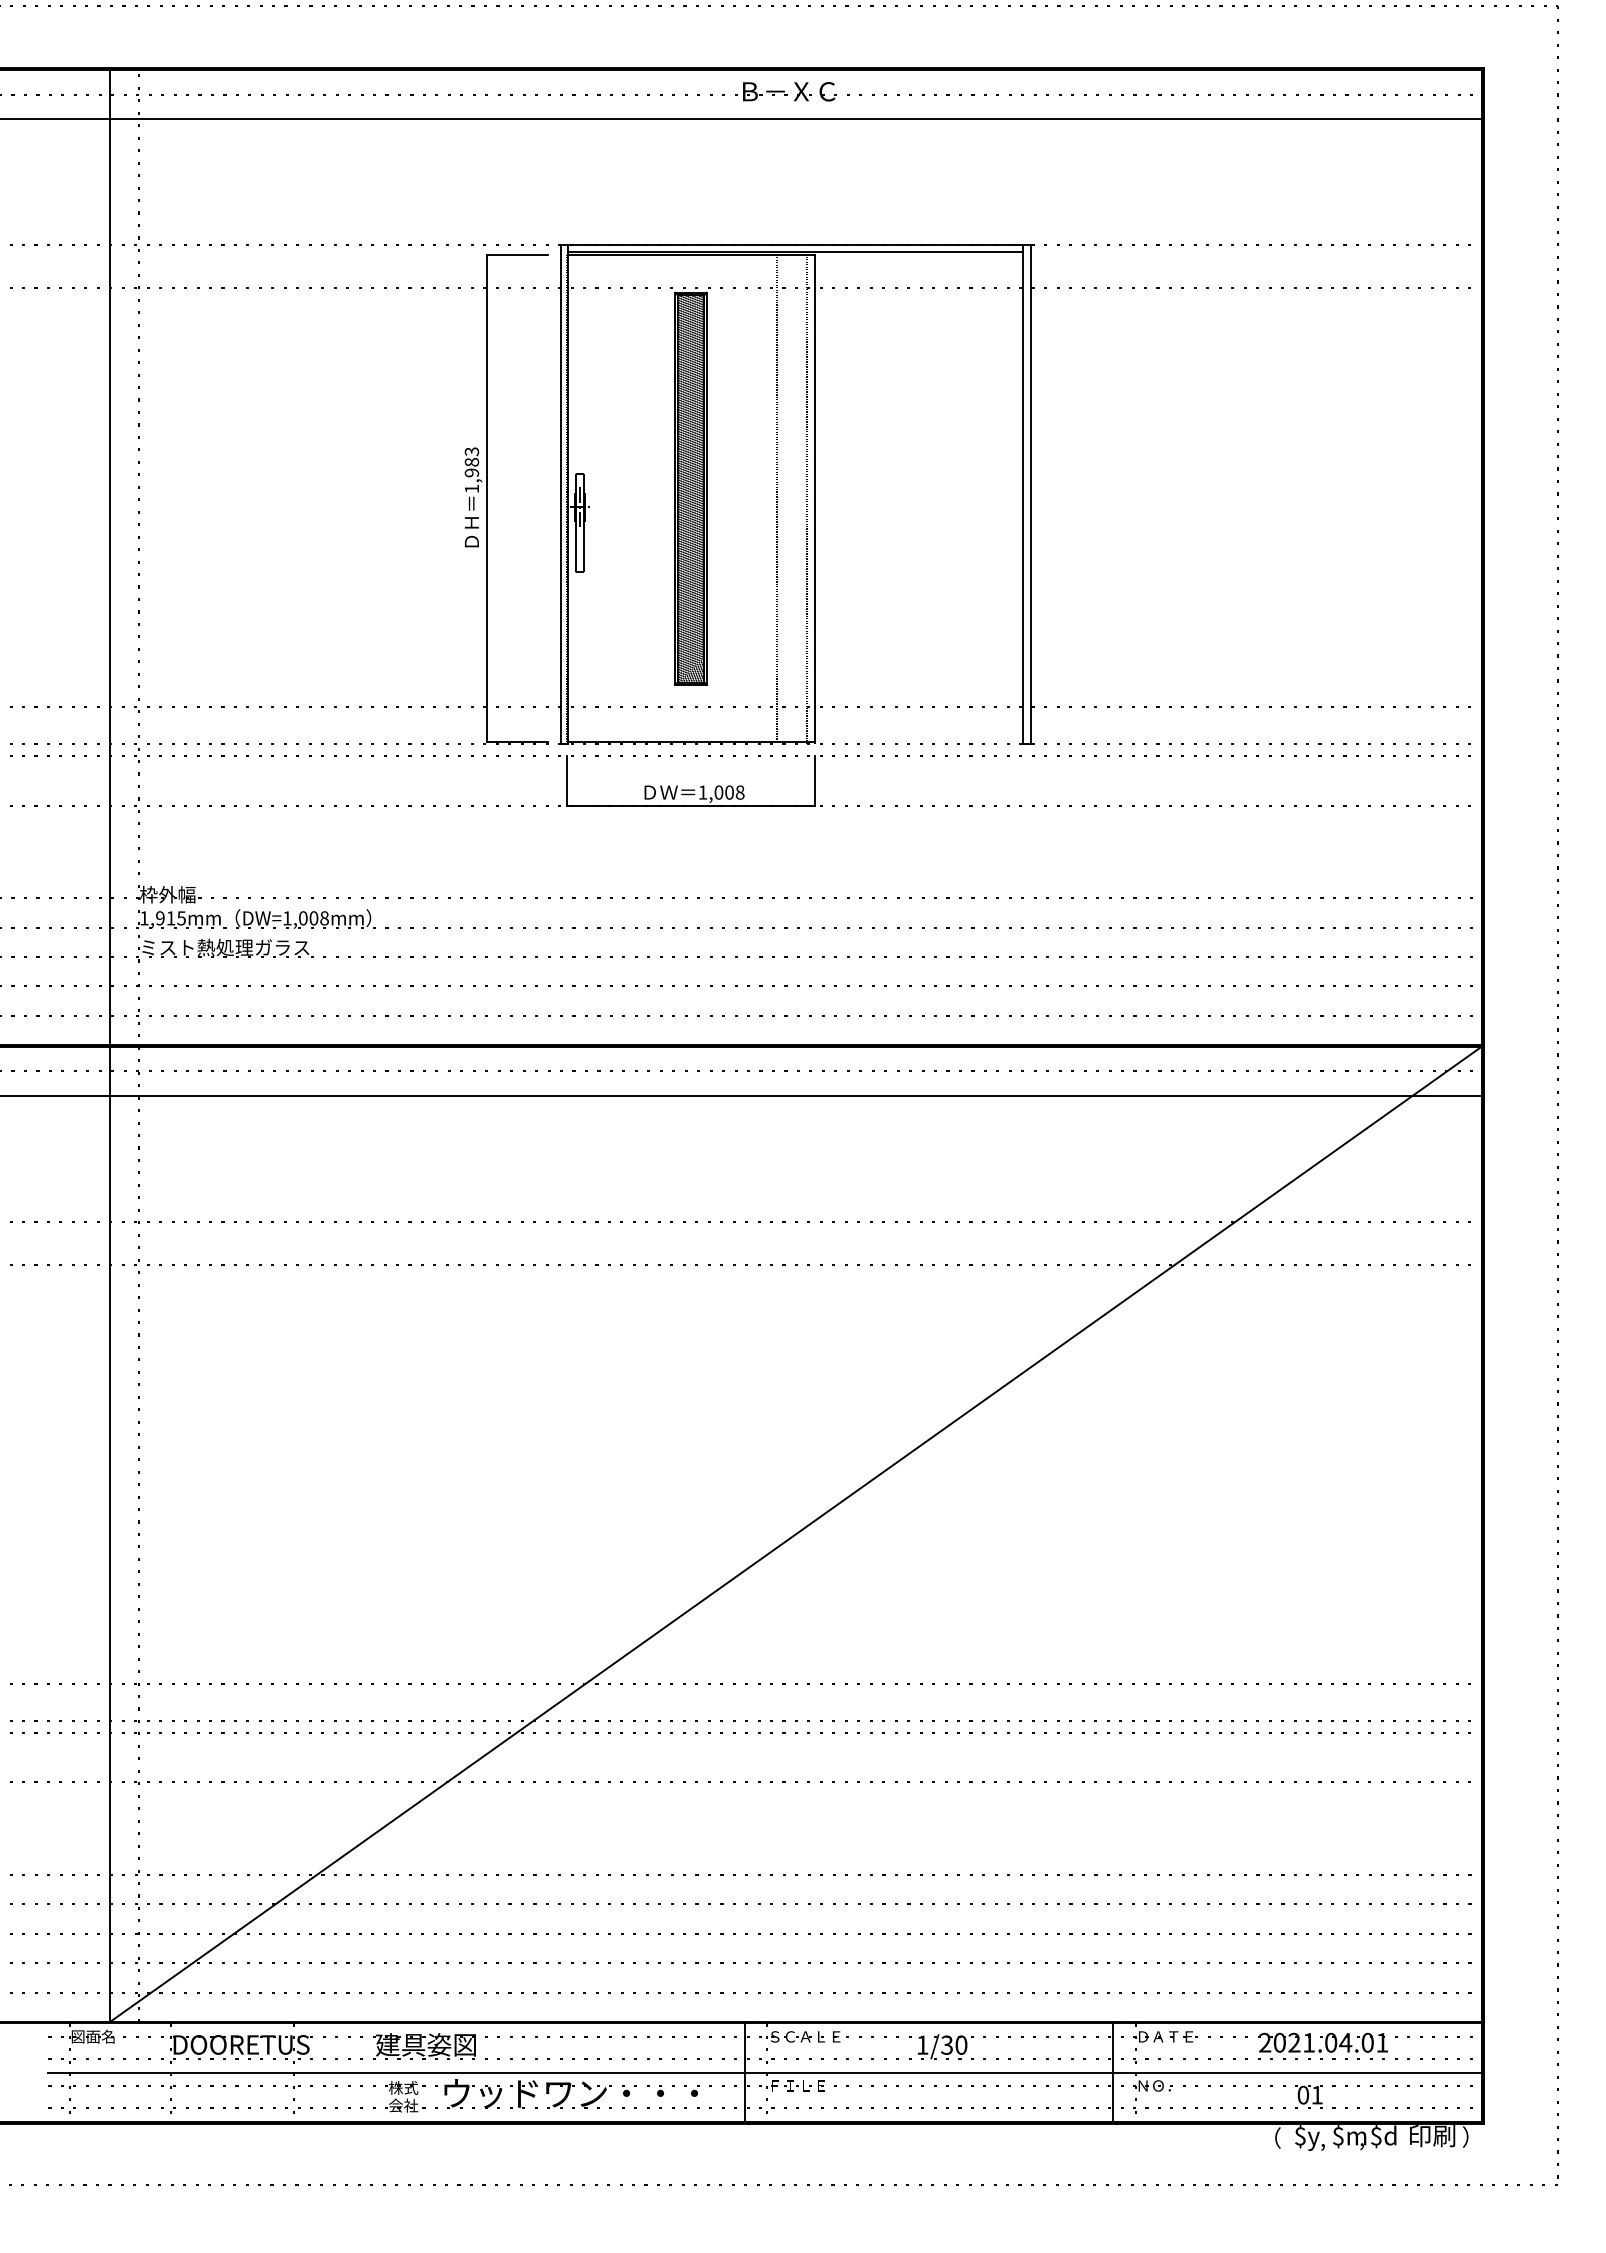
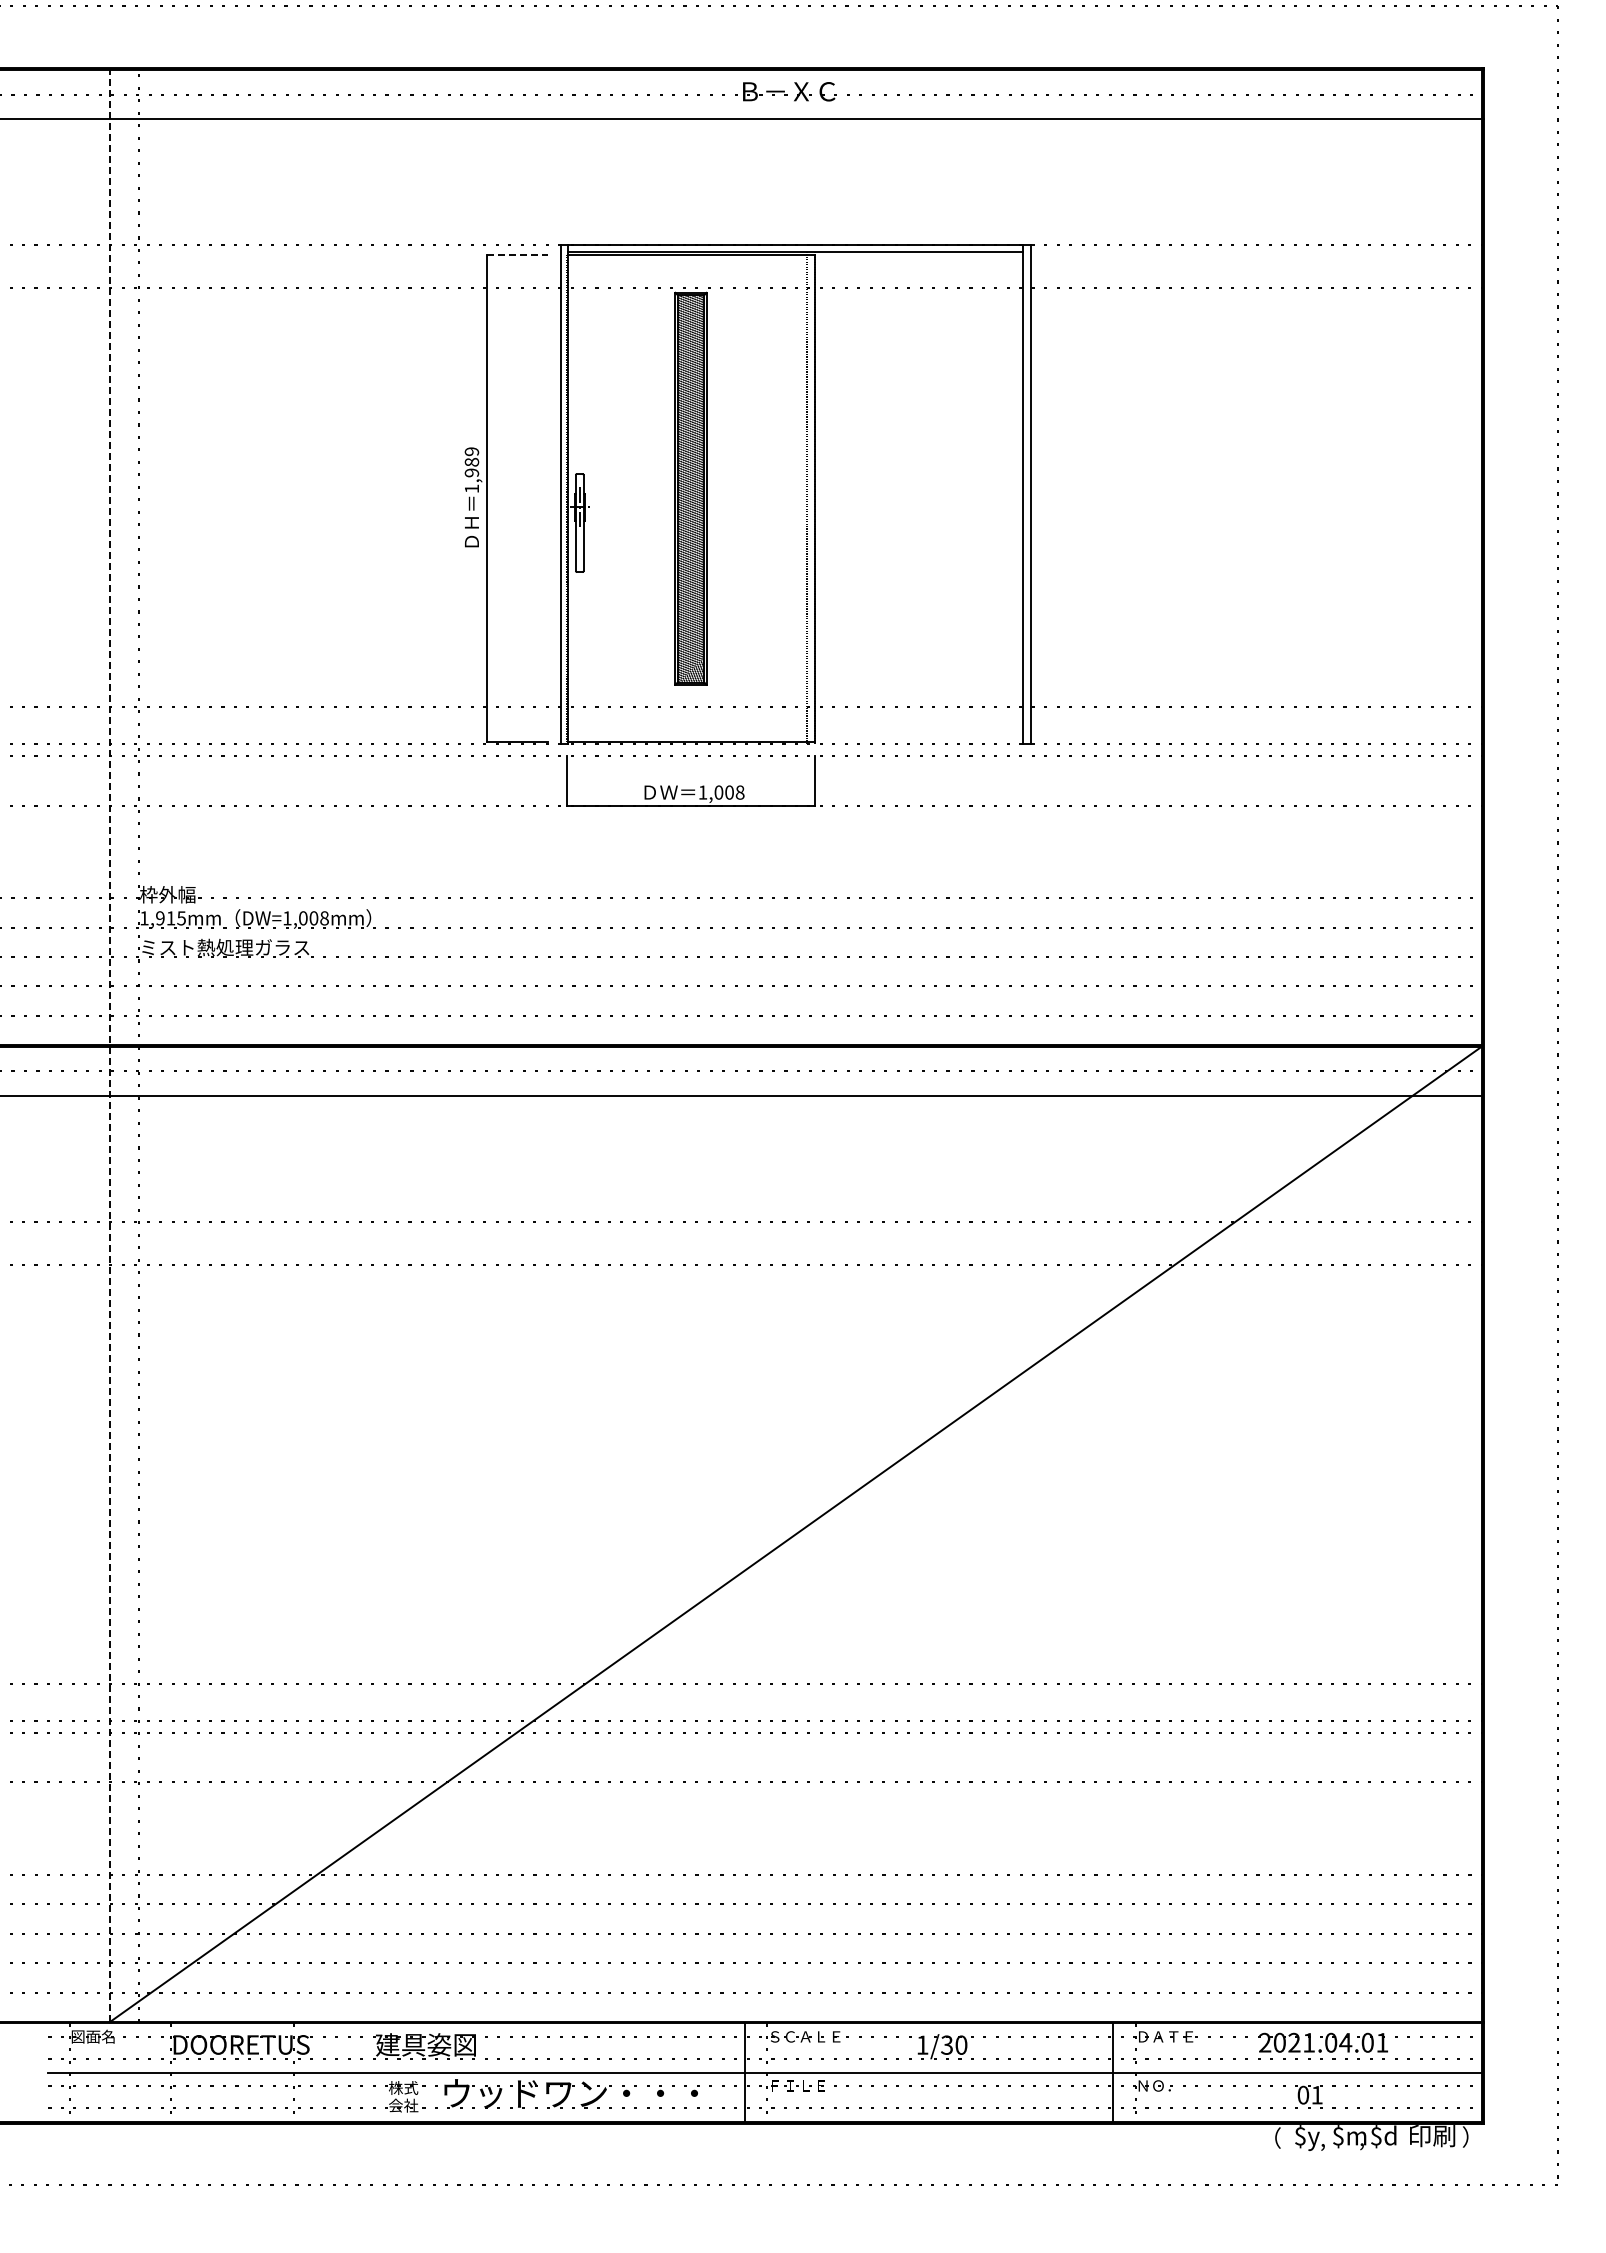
line: solid -> dashed (517, 255)
text: 1,983 -> 1,989 (472, 451)
line: present -> none (776, 498)
line: solid -> dashed (109, 1044)
